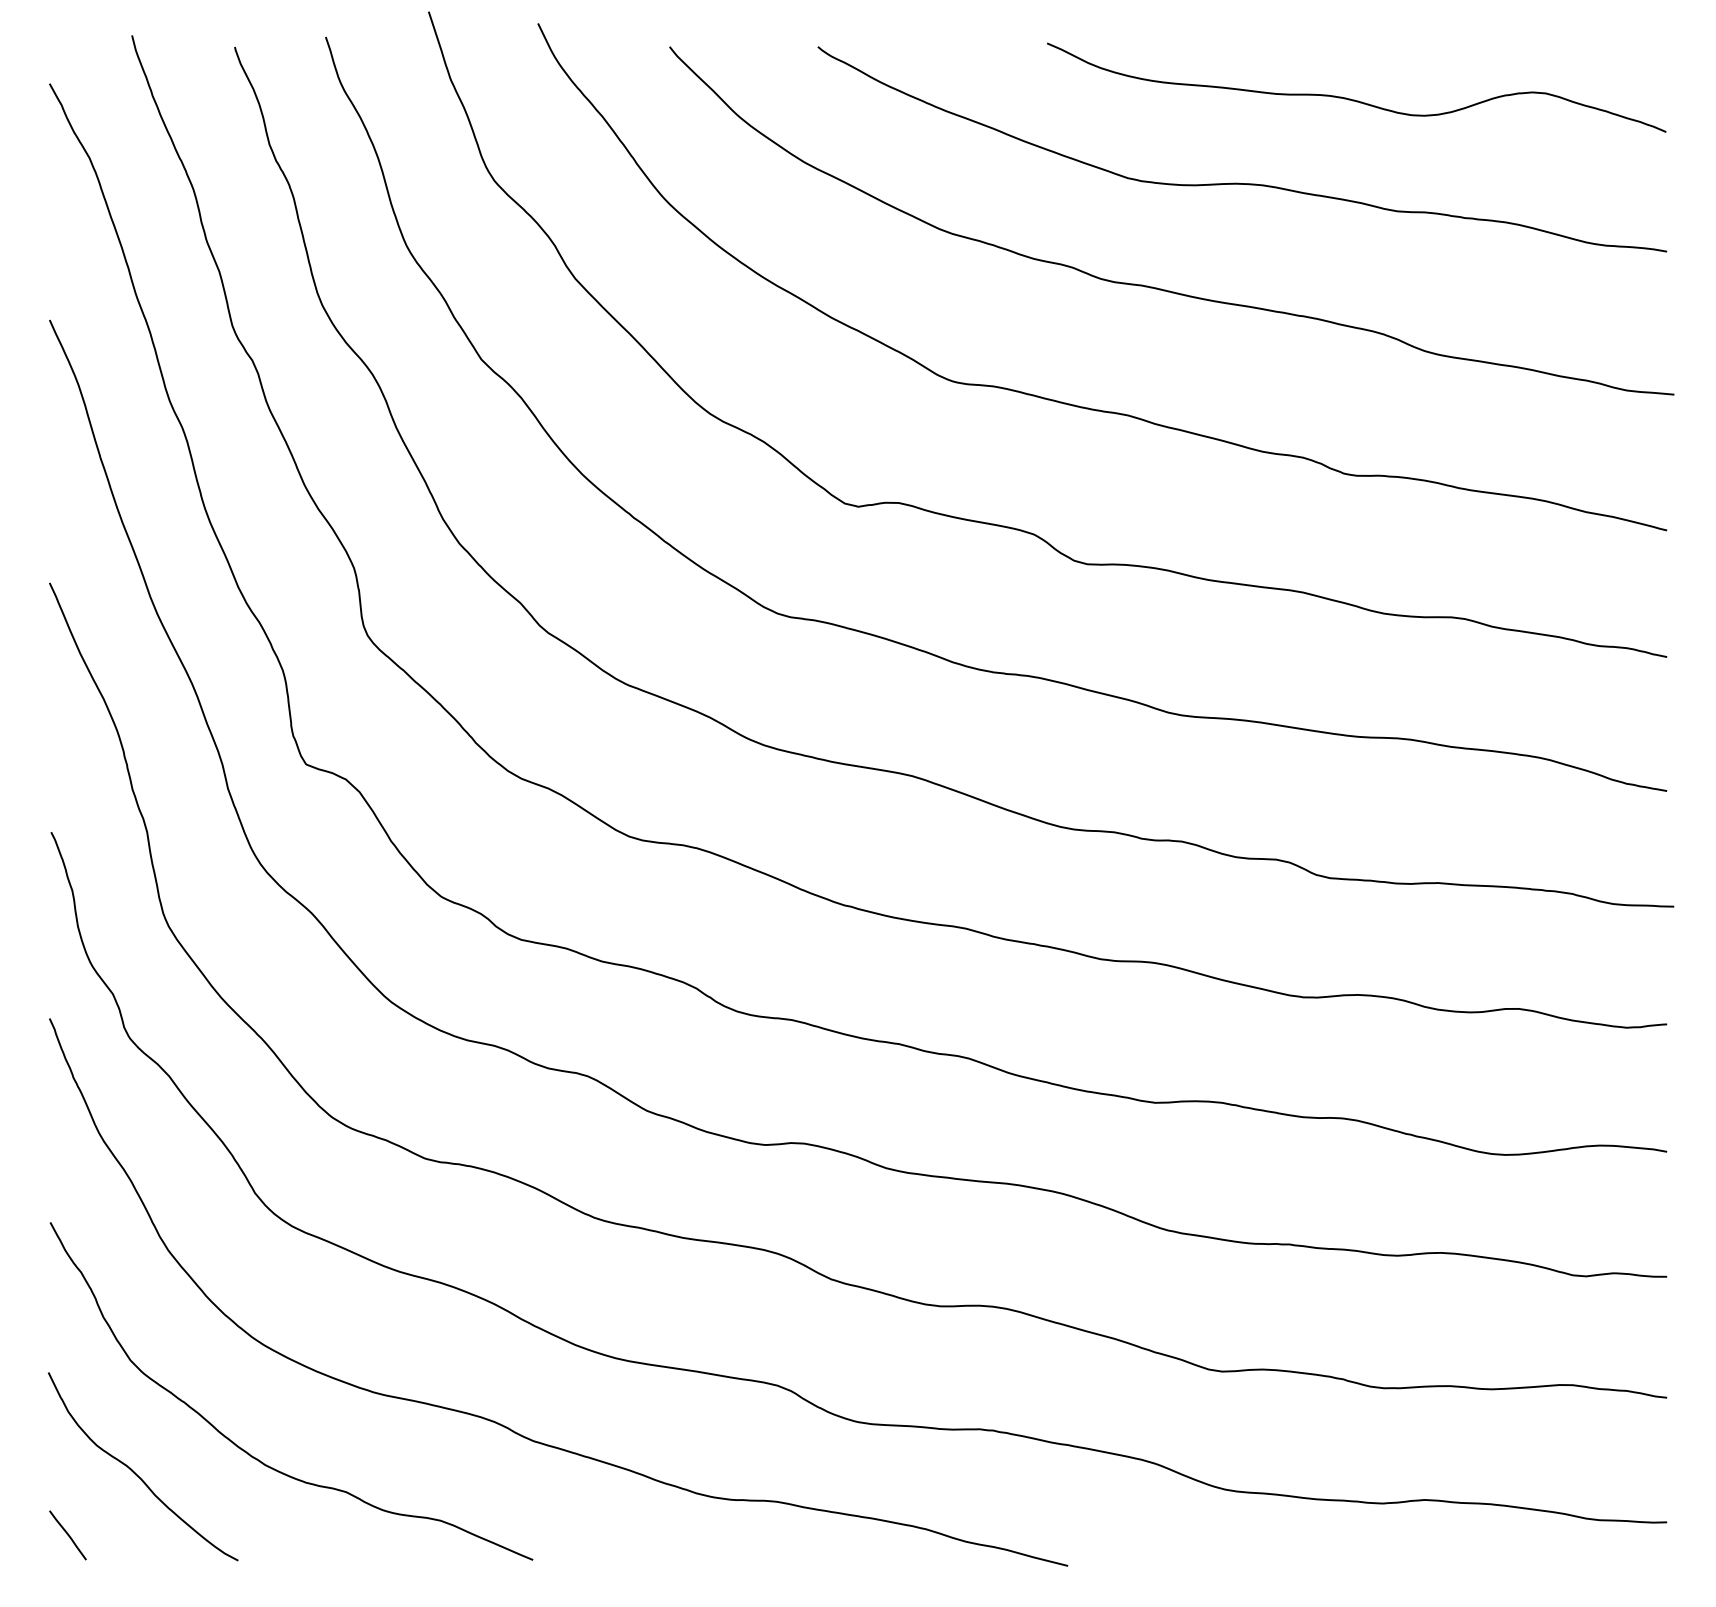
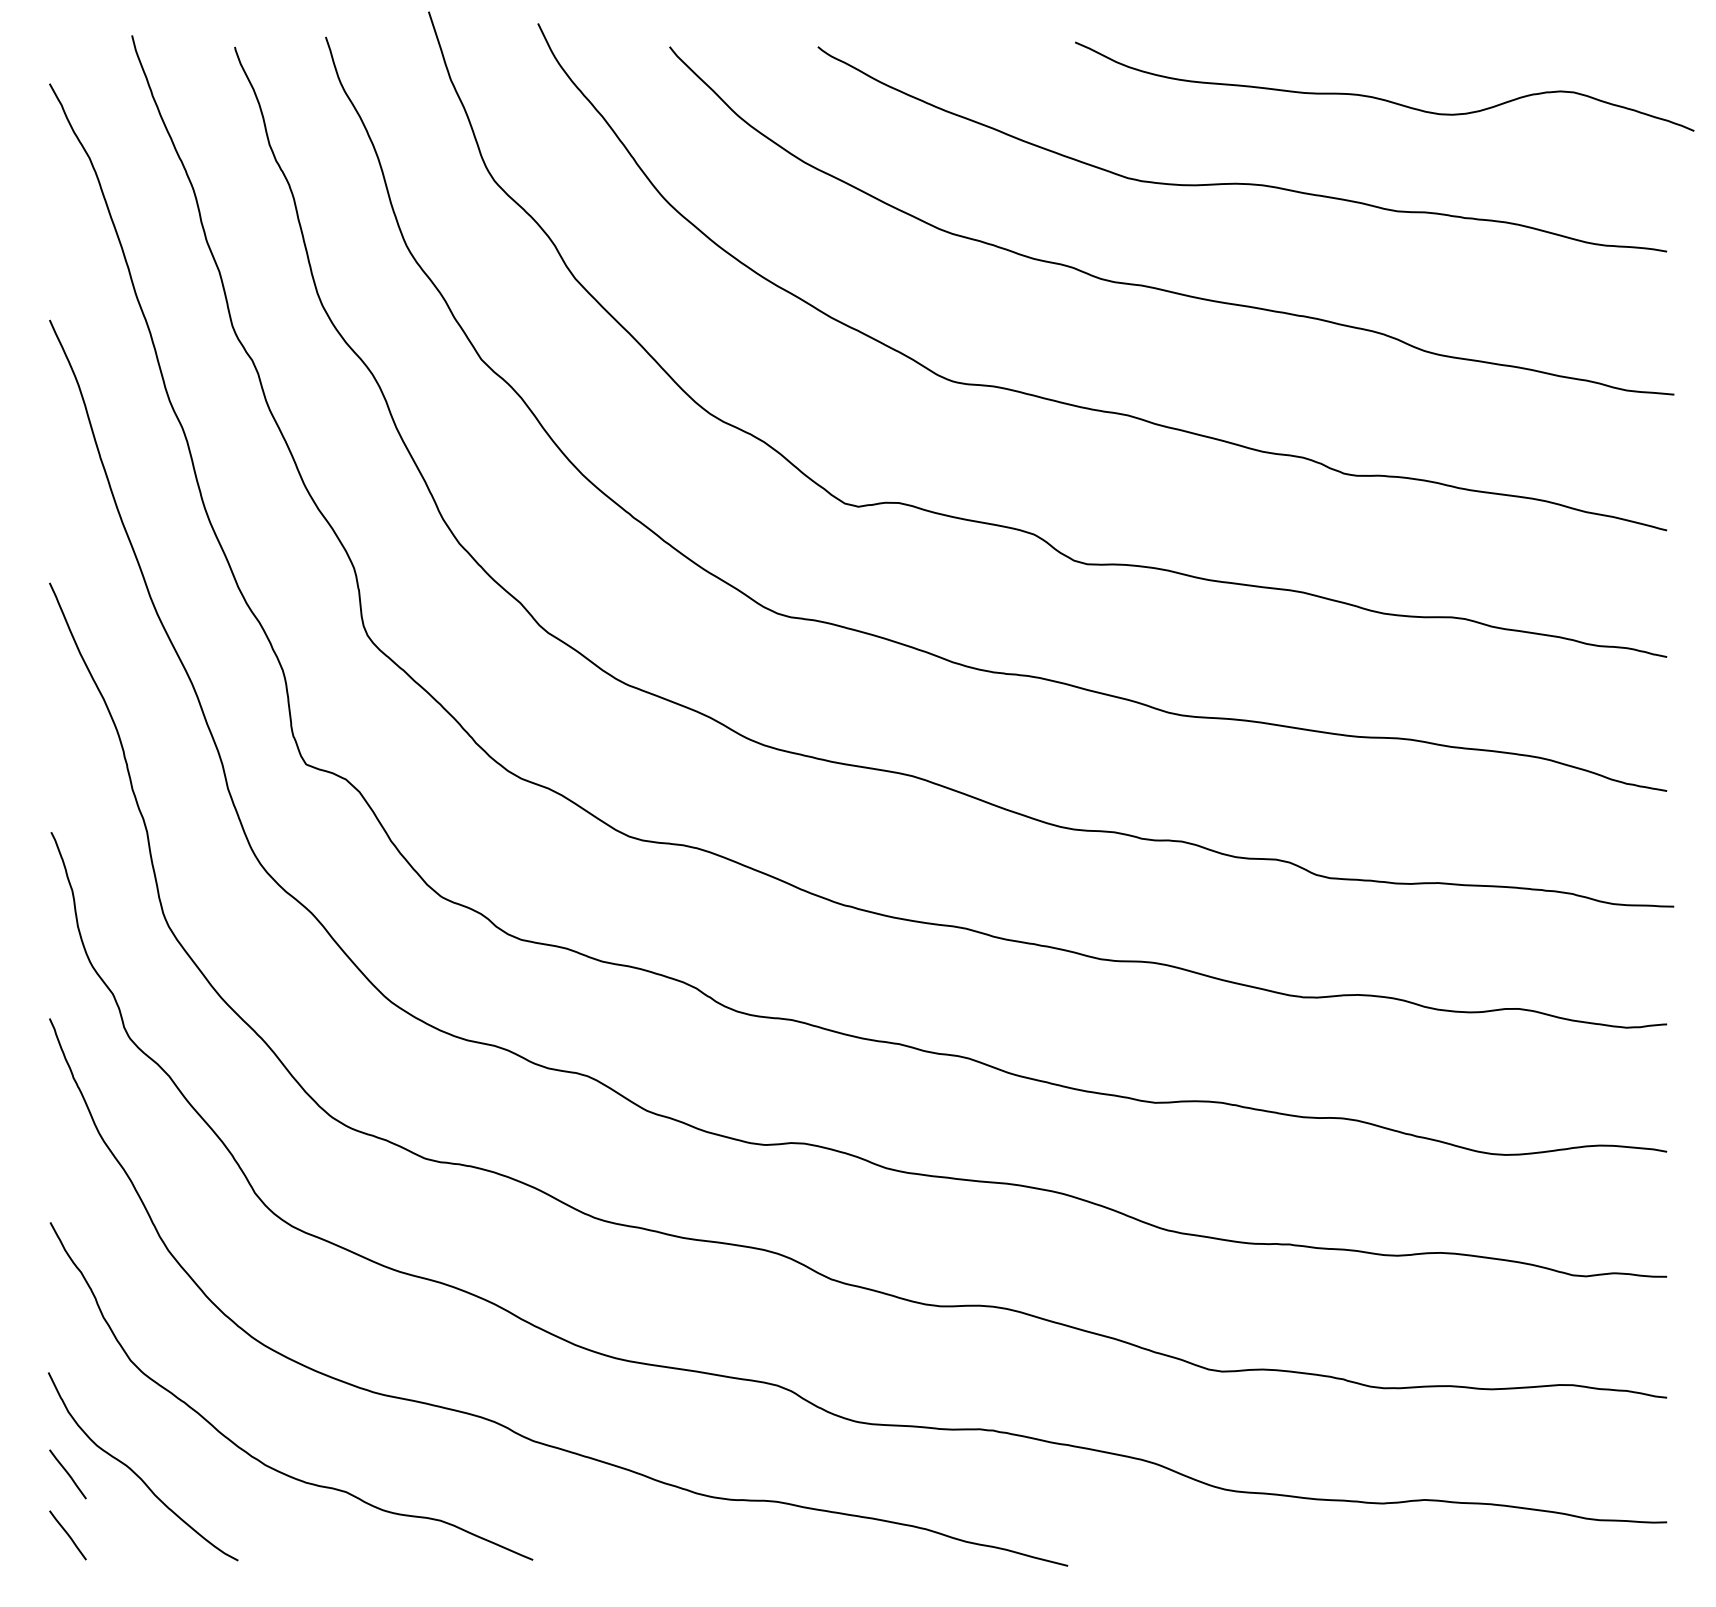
curve position: (1354, 99) -> (1382, 98) (1382, 98)
line: none -> present (67, 1474)
